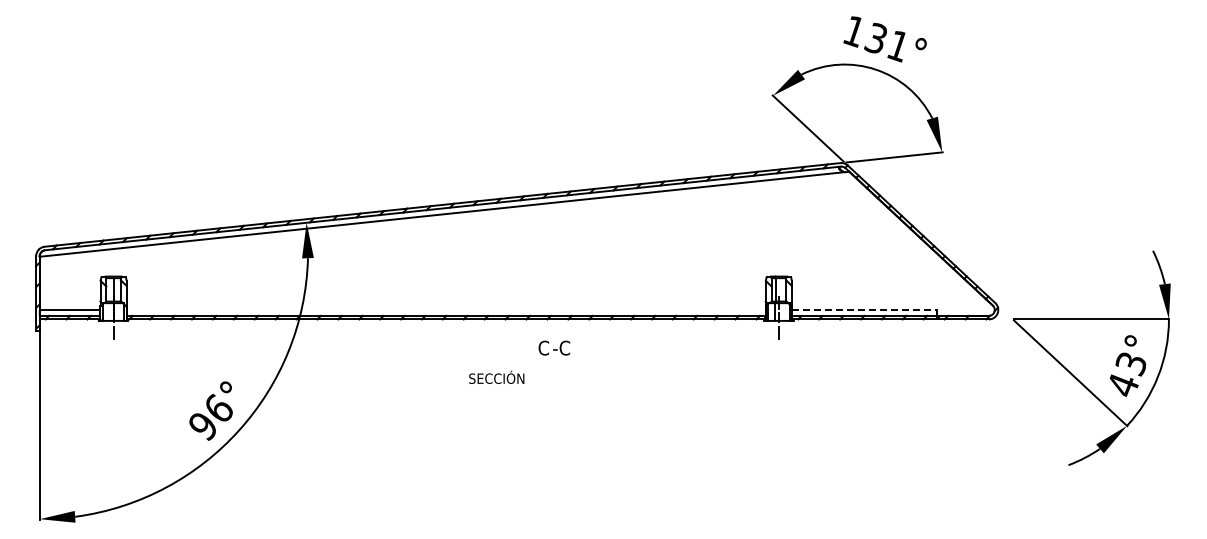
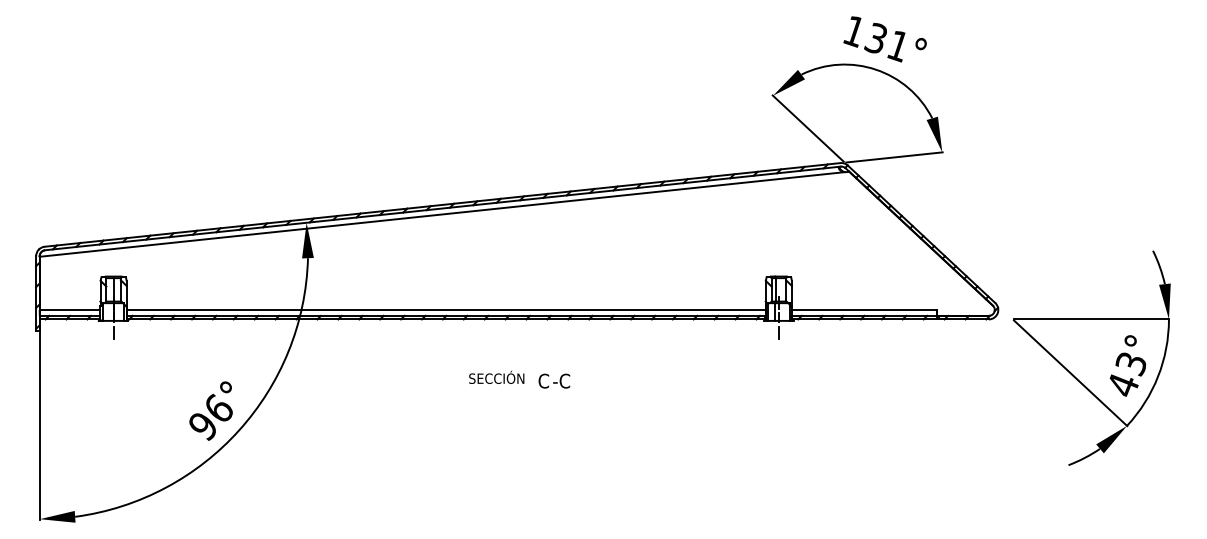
line: none -> present (445, 309)
line: dashed -> solid (865, 309)
text position: (554, 347) -> (554, 380) (554, 380)
